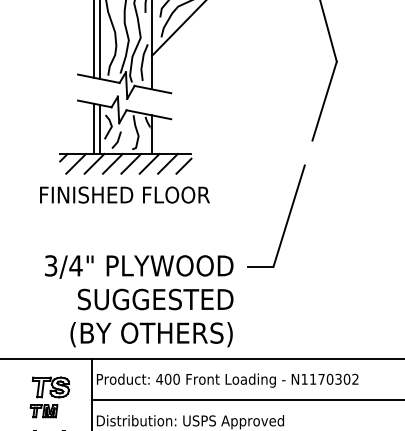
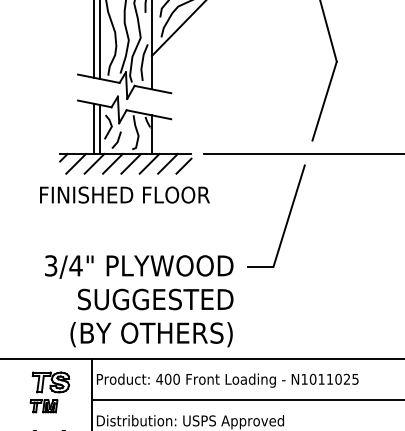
line: none -> present (302, 153)
text: N1170302 -> N1011025 (333, 378)
part position: (49, 397) -> (49, 392) (49, 392)
